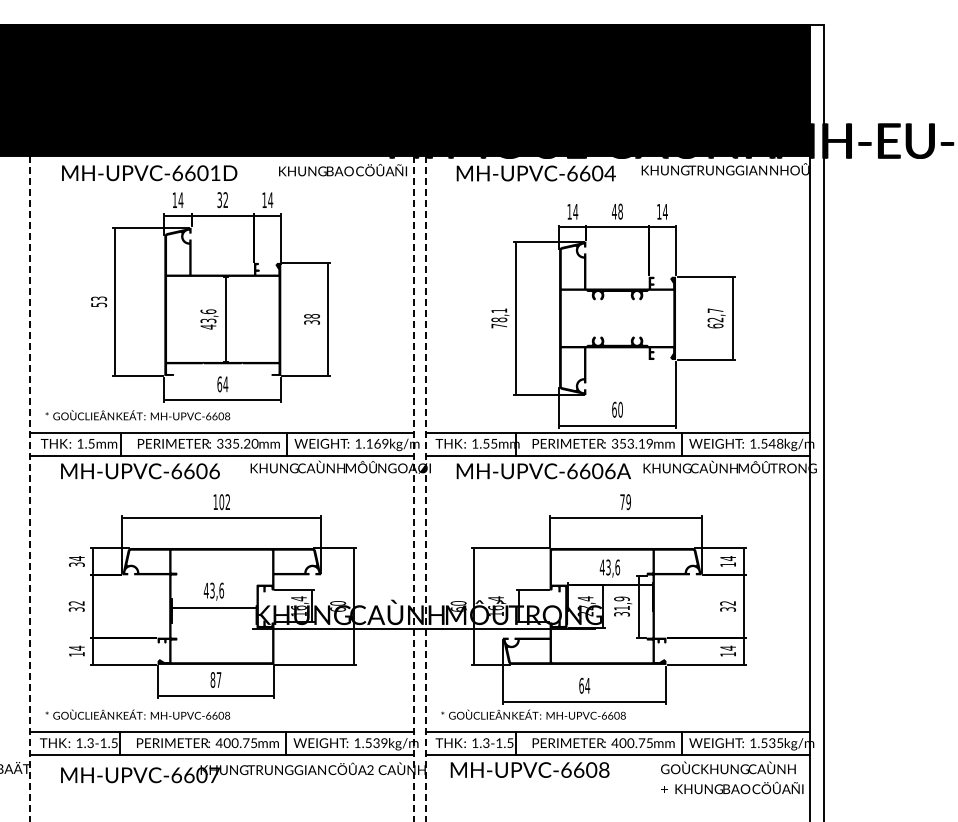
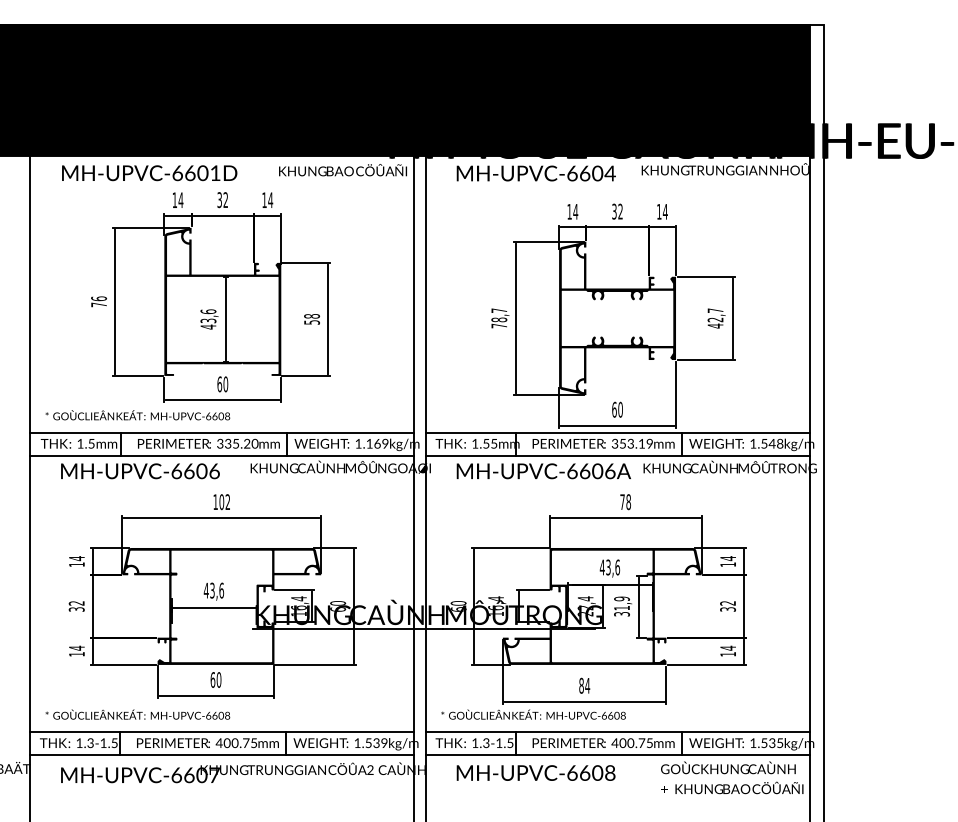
text: 48 -> 32 (617, 211)
text: 53 -> 76 (99, 301)
text: 78,1 -> 78,7 (499, 310)
text: 38 -> 58 (311, 322)
text: 62,7 -> 42,7 (715, 325)
text: 64 -> 60 (225, 384)
line: dashed -> solid (29, 489)
line: dashed -> solid (413, 489)
line: dashed -> solid (425, 489)
text: 79 -> 78 (628, 502)
text: 34 -> 14 (76, 564)
text: 87 -> 60 (215, 679)
text: 64 -> 84 (581, 685)
text position: (529, 769) -> (535, 772) (535, 772)
